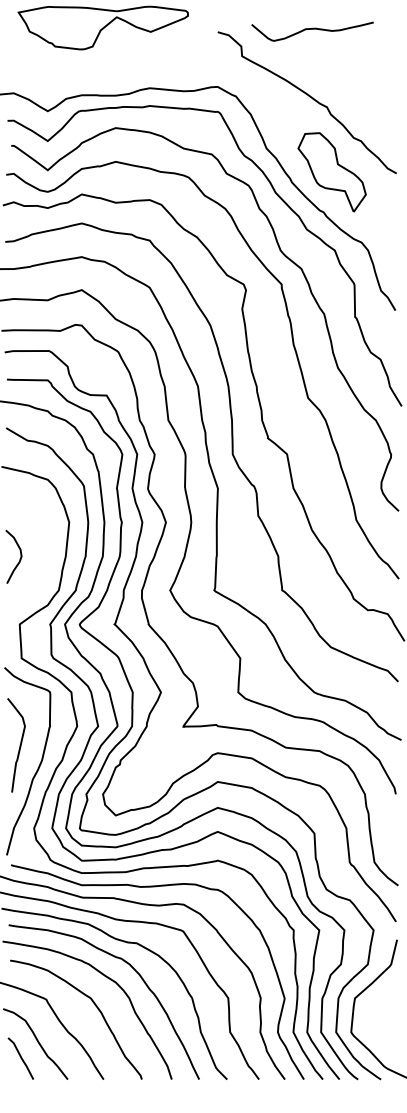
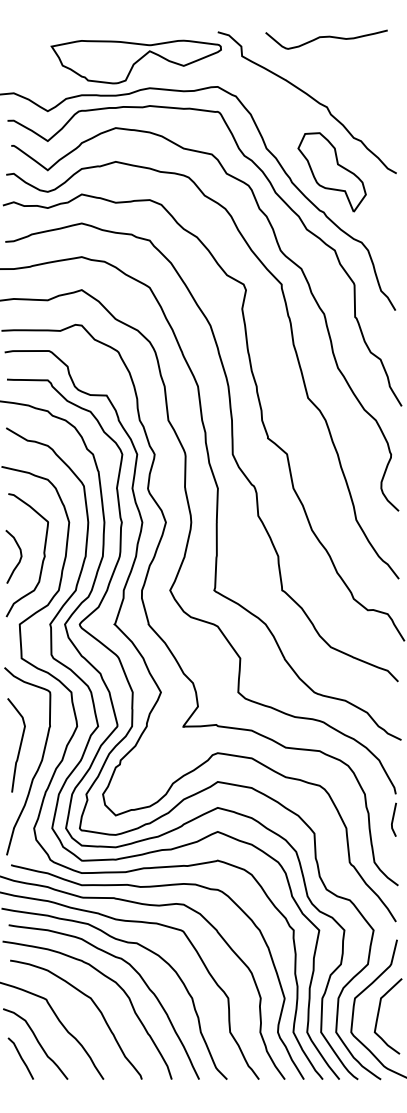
part position: (102, 27) -> (135, 61) (135, 61)
curve position: (312, 29) -> (326, 37) (326, 37)
curve: none -> present (42, 559)
line: none -> present (393, 819)
curve: none -> present (379, 1013)
